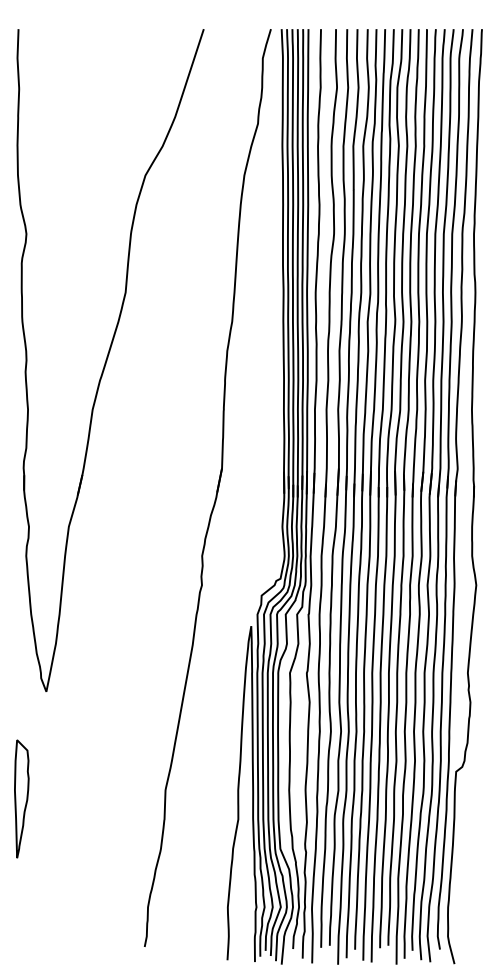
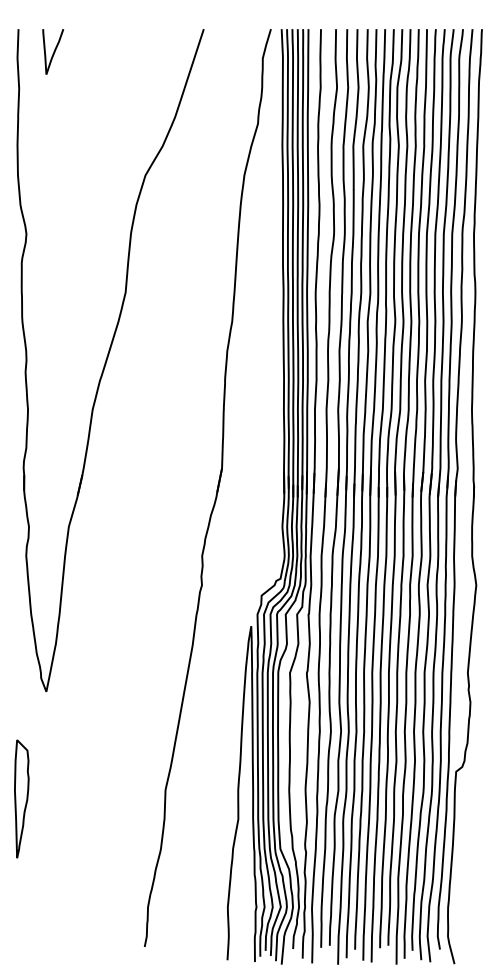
curve: none -> present (53, 51)
